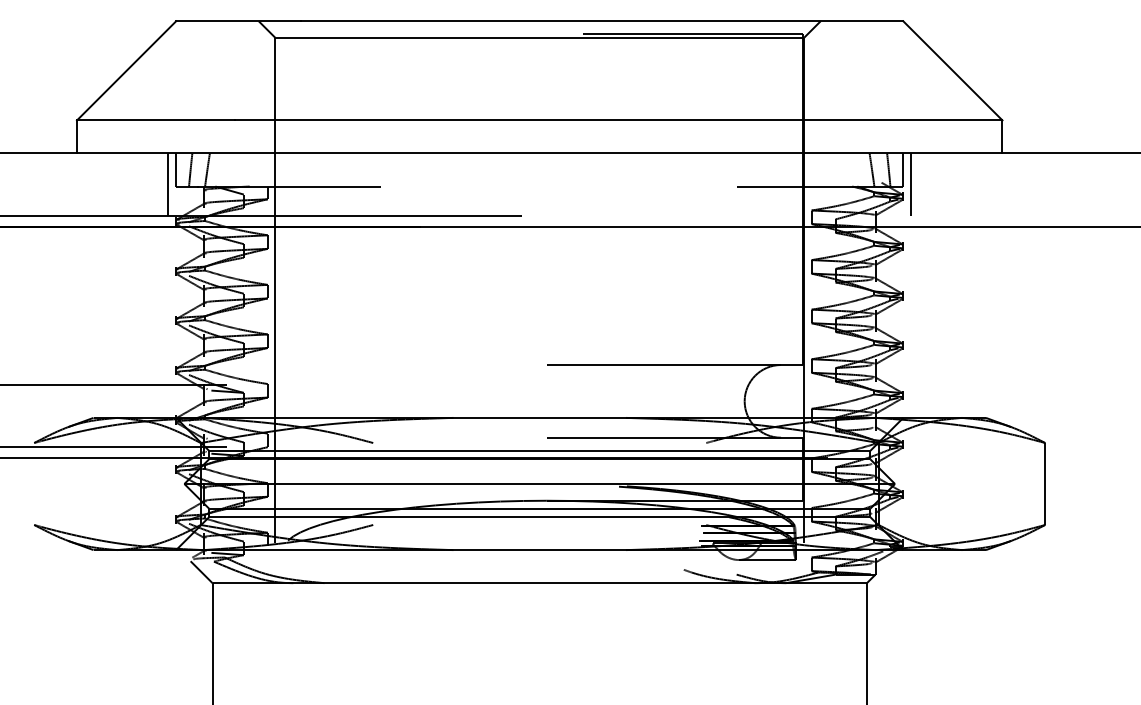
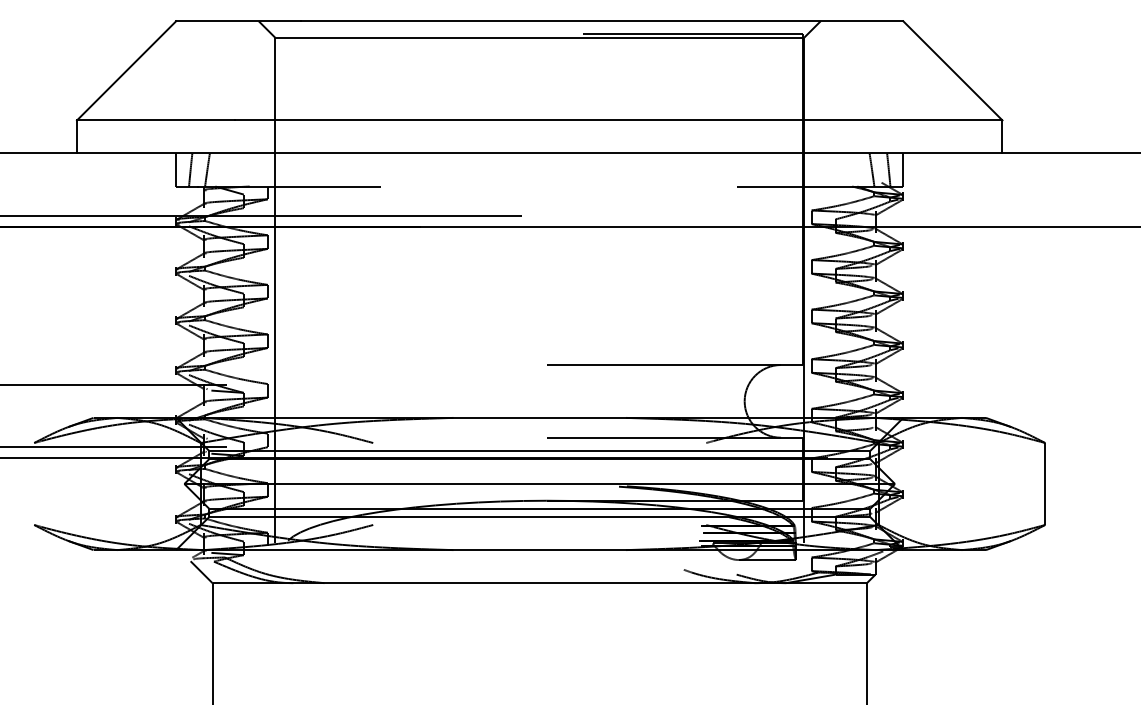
line: present -> none (168, 184)
line: present -> none (911, 184)
